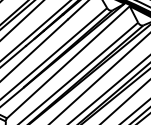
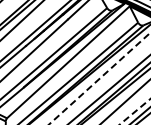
line: solid -> dashed (99, 78)
arc: solid -> dashed (134, 112)
